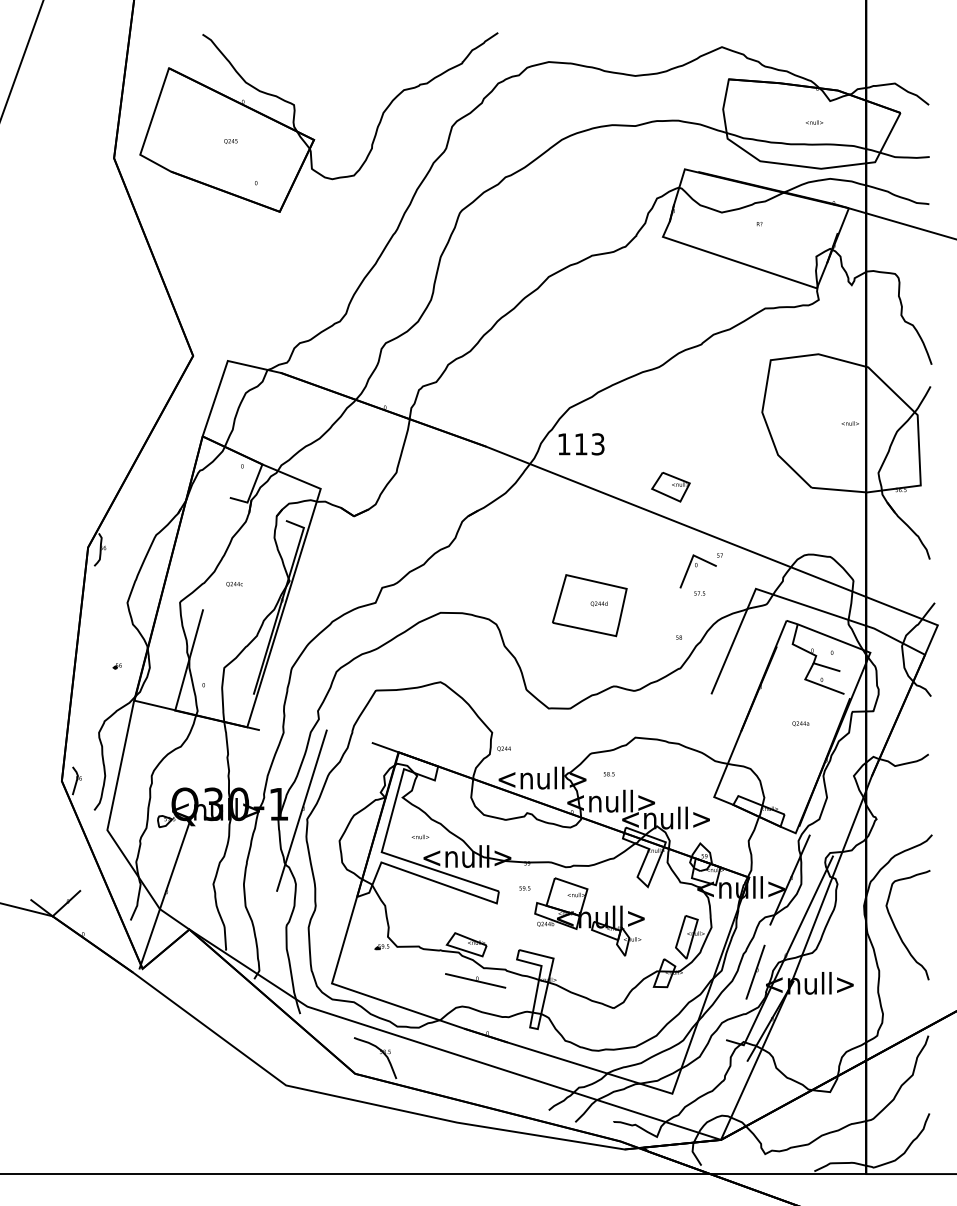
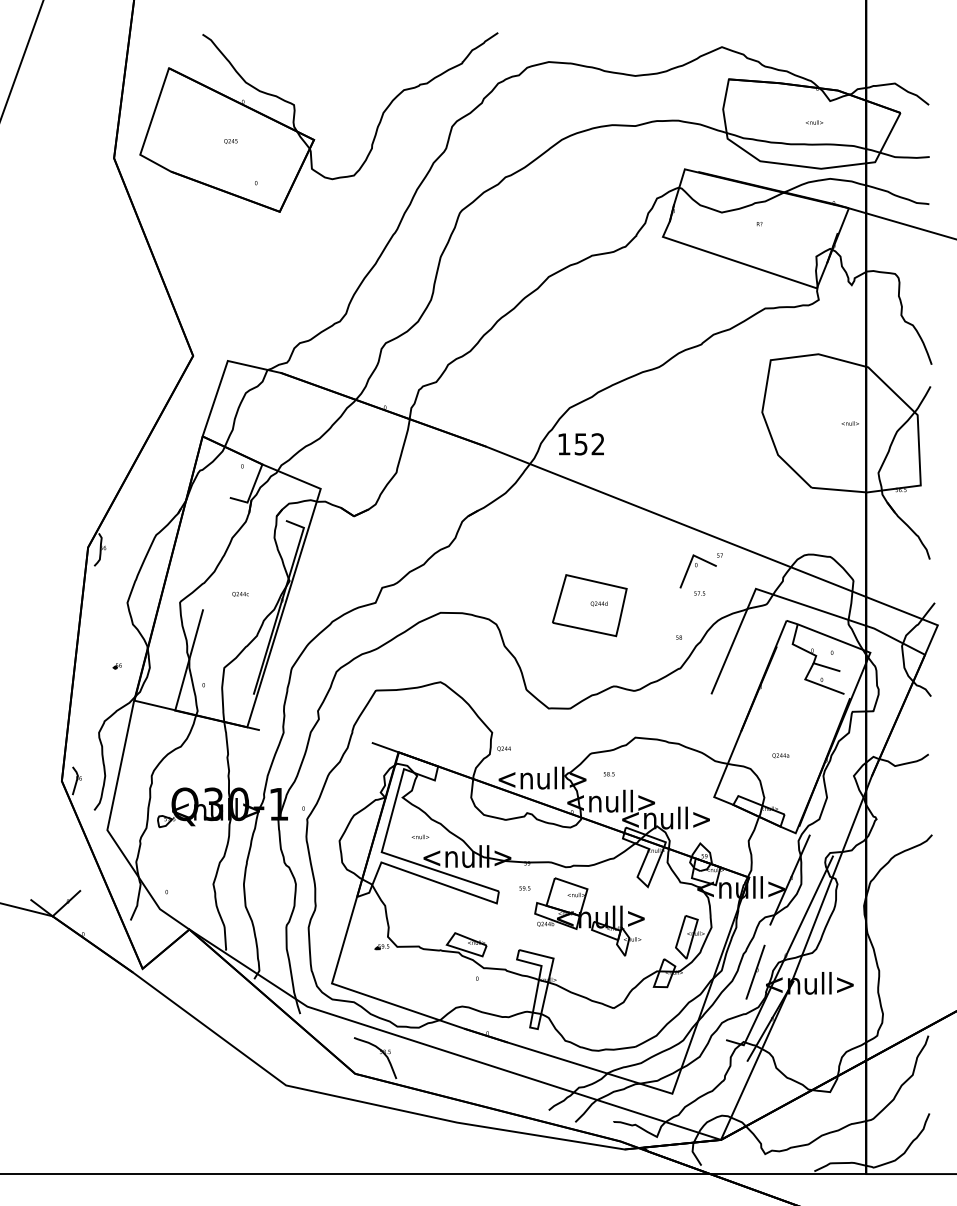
text: 113 -> 152 (589, 444)
part: present -> none (670, 487)
text position: (234, 584) -> (240, 594) (240, 594)
text position: (800, 723) -> (780, 755) (780, 755)
line: present -> none (301, 810)
line: present -> none (164, 893)
curve: present -> none (897, 929)
line: present -> none (475, 980)
